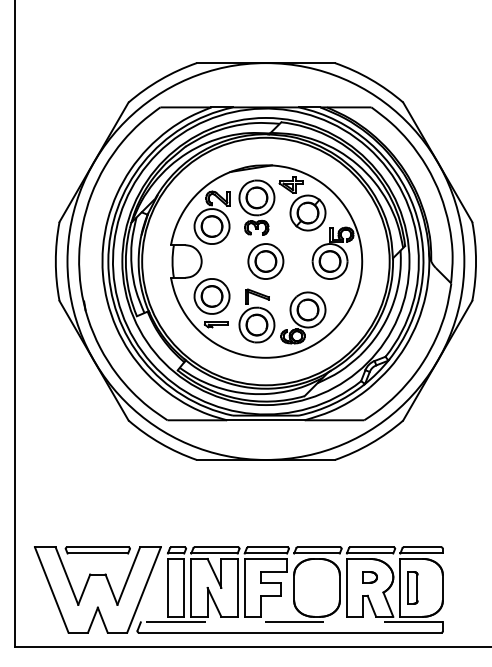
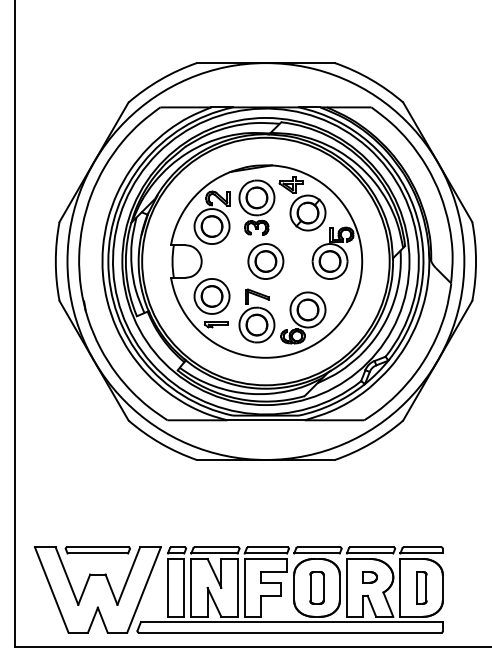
part: none -> present (316, 587)
part position: (412, 587) -> (421, 587) (421, 587)
line: dashed -> solid (291, 622)
